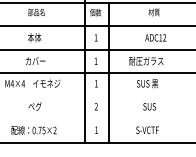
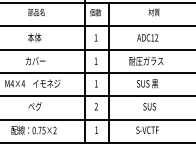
text position: (155, 37) -> (147, 37) (147, 37)
line: none -> present (97, 96)
line: none -> present (97, 119)
